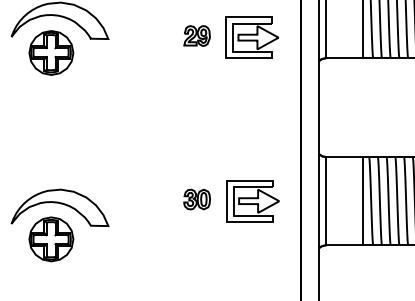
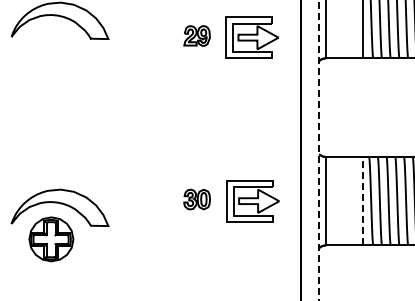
part: present -> none (51, 52)
line: solid -> dashed (319, 150)
line: solid -> dashed (363, 200)
